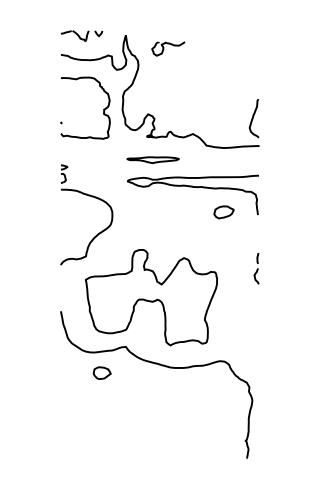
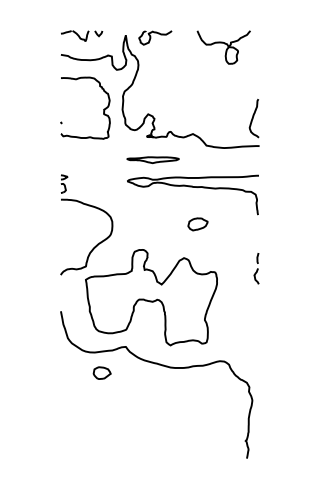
curve position: (168, 44) -> (155, 33) (155, 33)
part: none -> present (223, 47)
part position: (92, 197) -> (92, 207) (92, 207)
part position: (223, 212) -> (197, 224) (197, 224)
